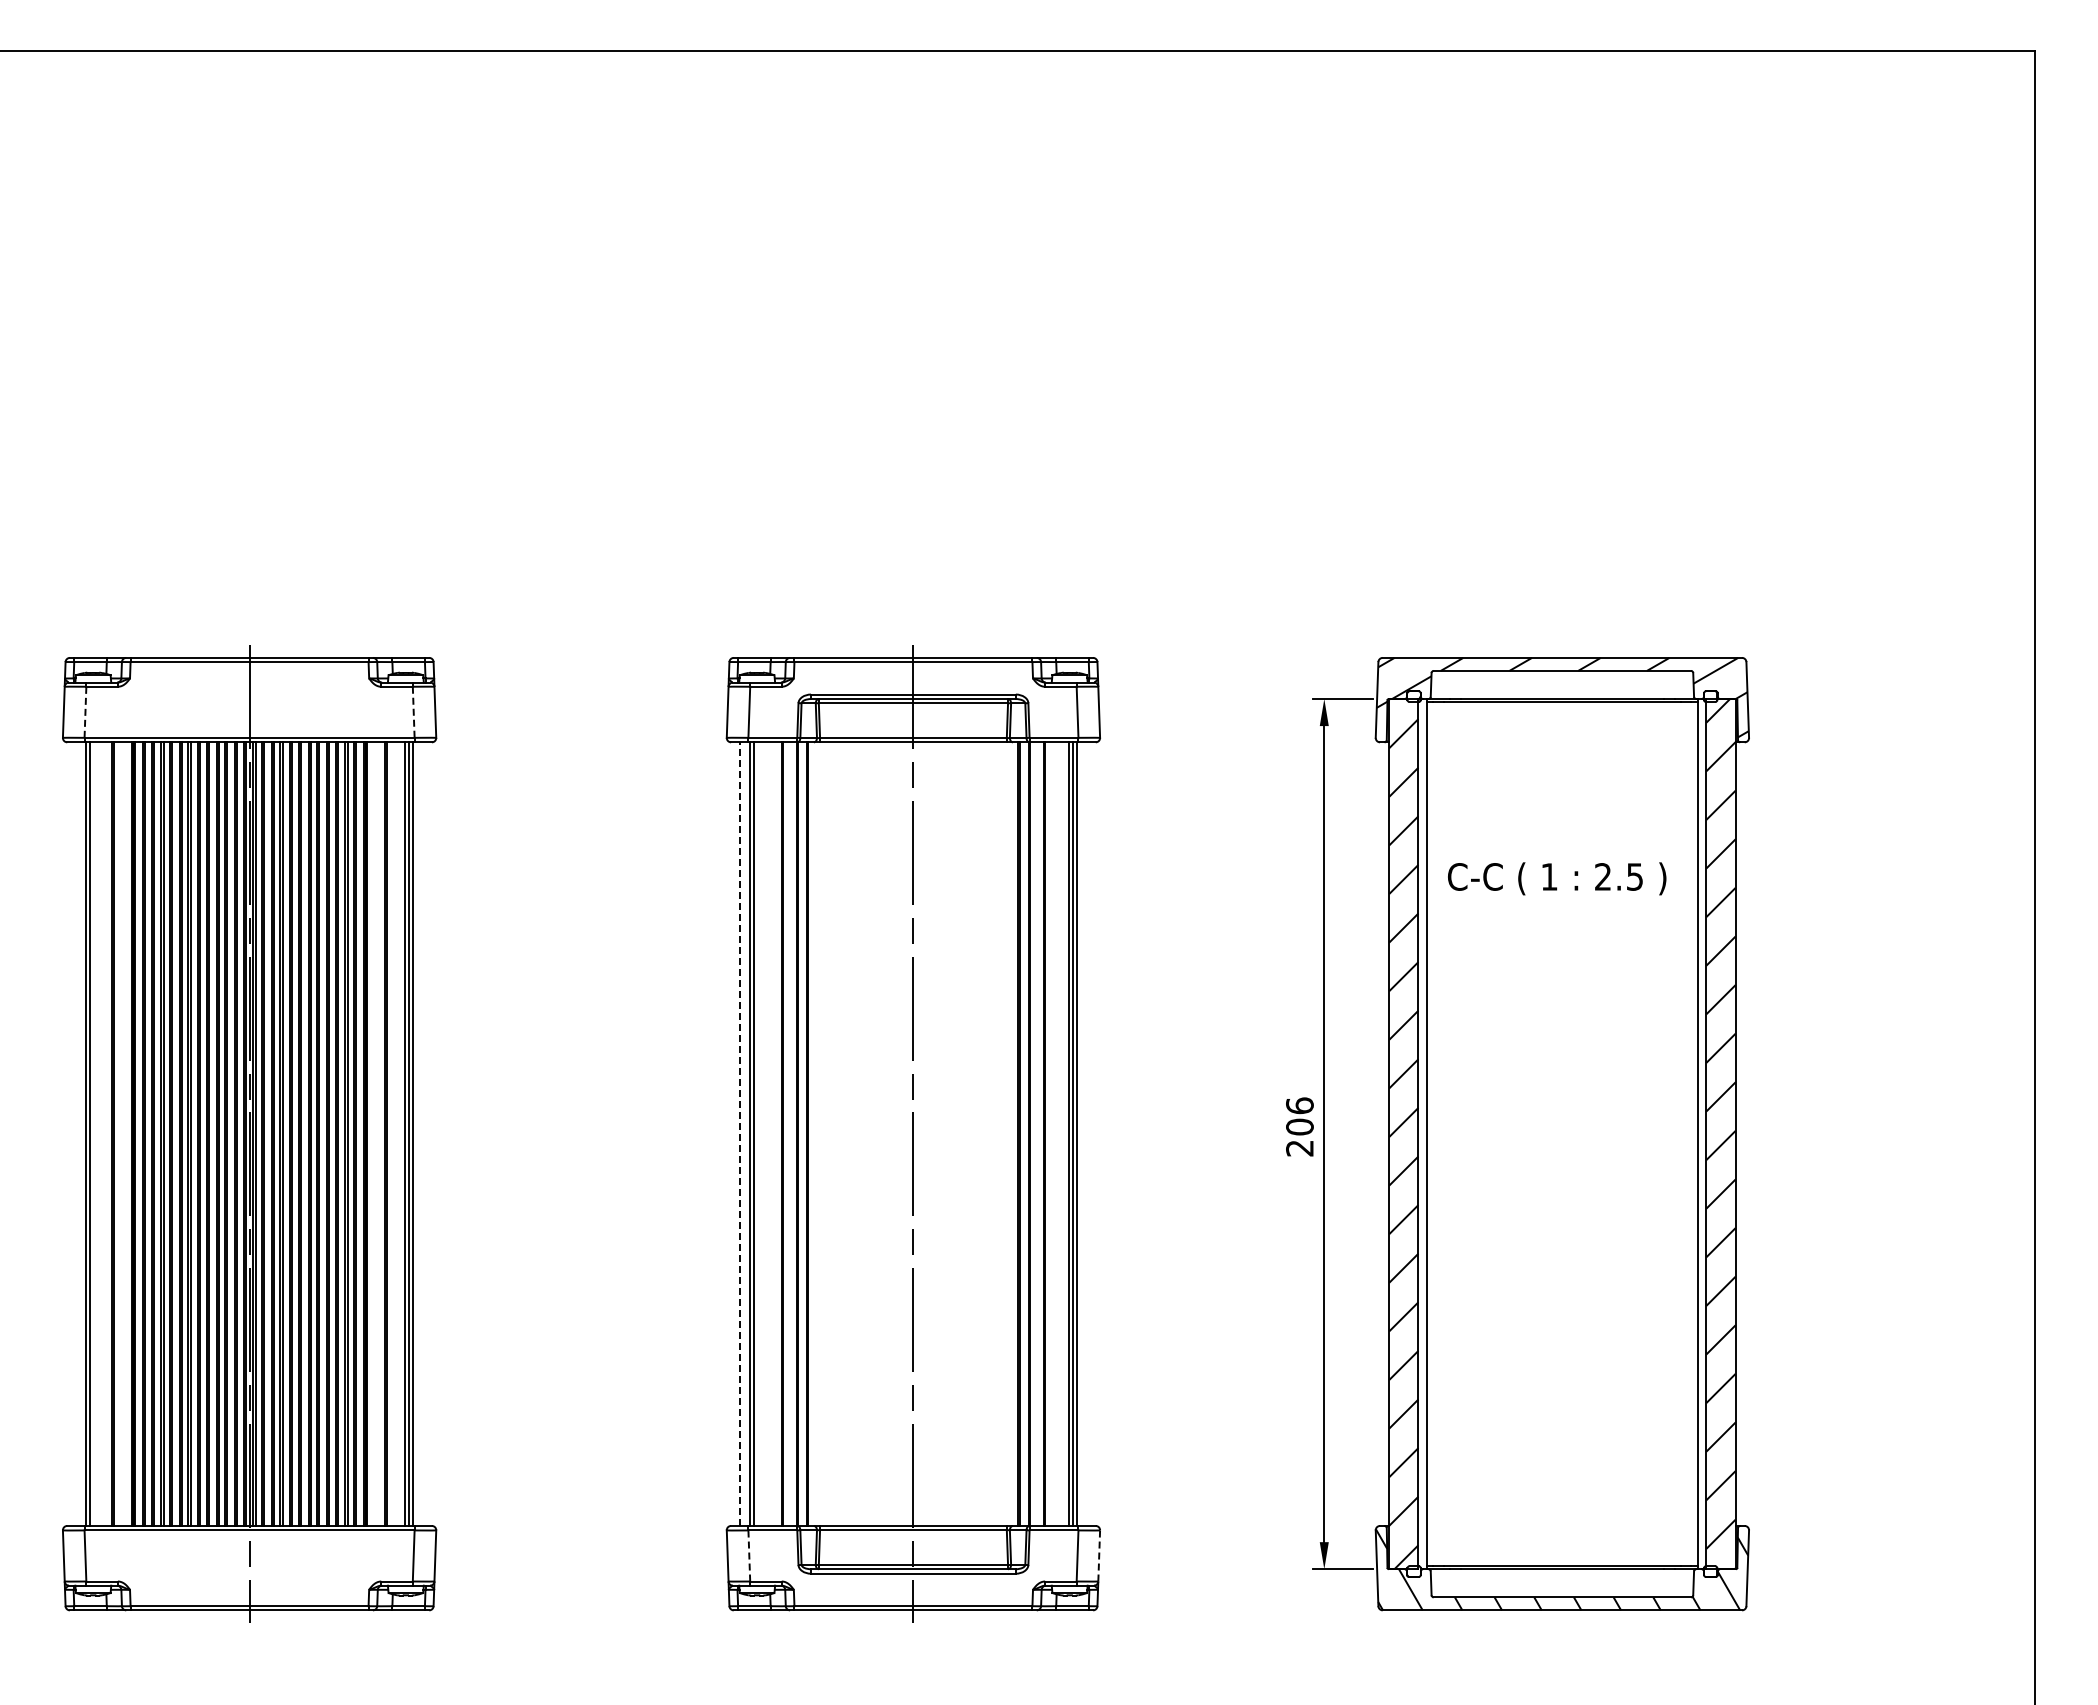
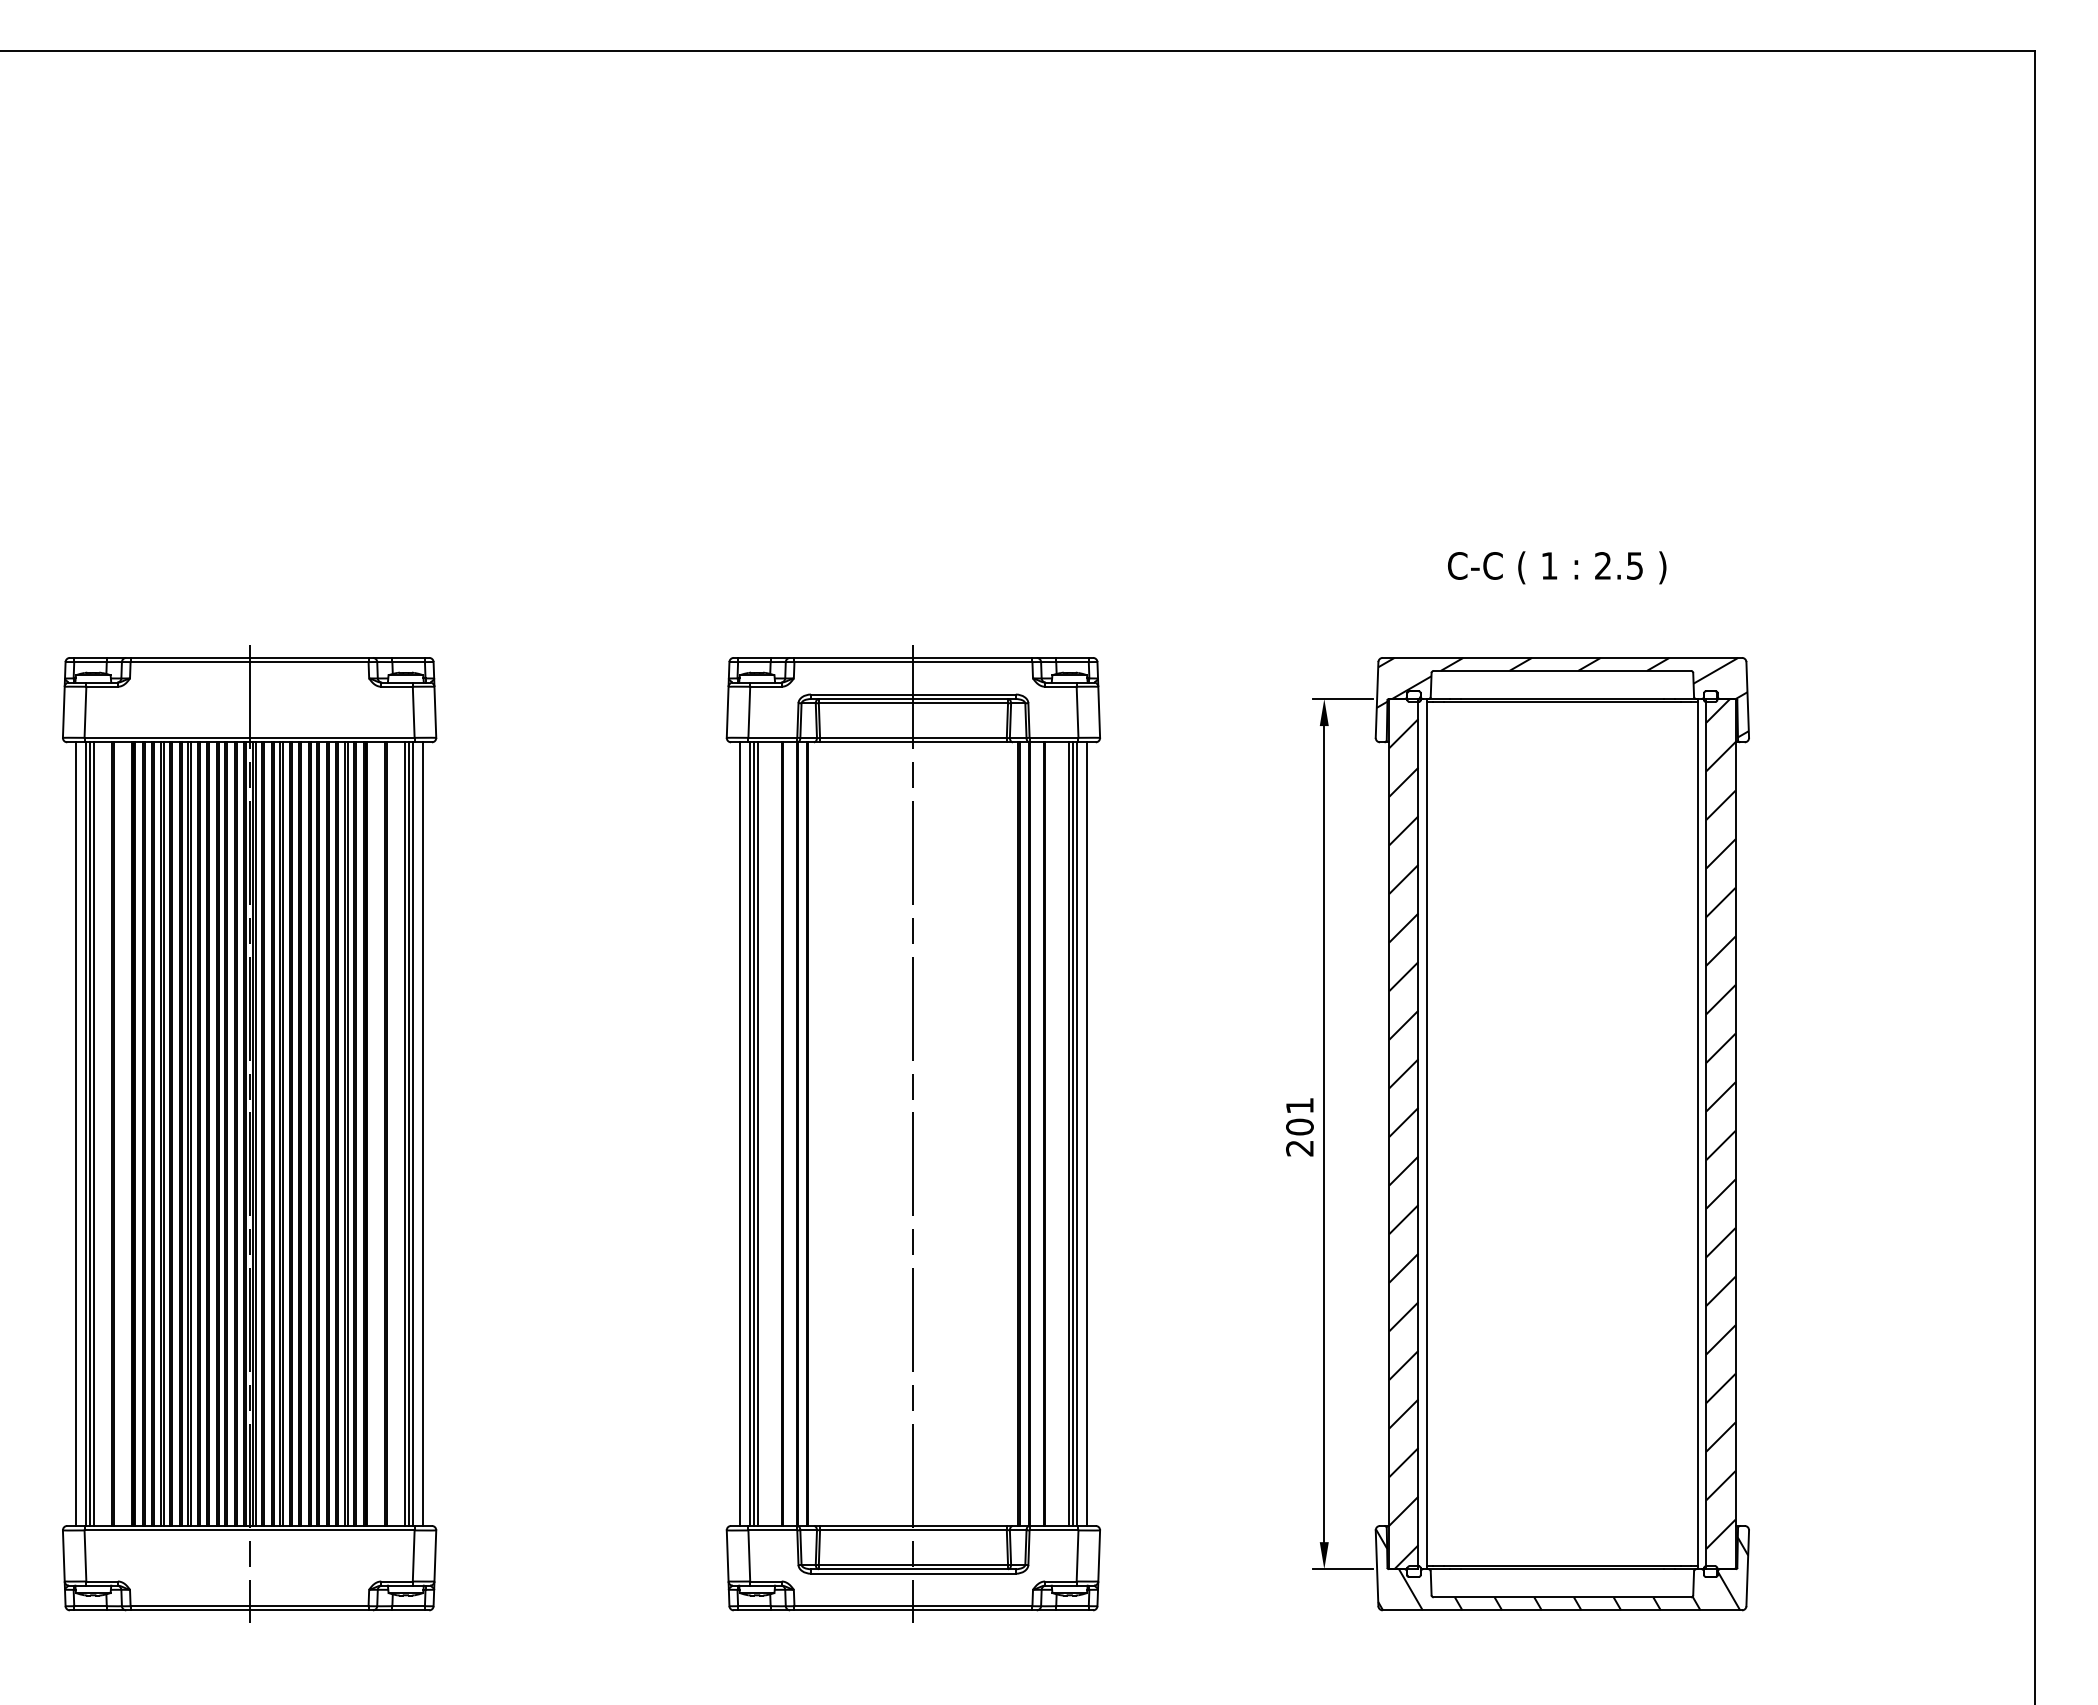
line: dashed -> solid (85, 712)
line: dashed -> solid (413, 712)
text position: (1557, 878) -> (1557, 567) (1557, 567)
text: 206 -> 201 (1299, 1105)
line: none -> present (76, 1133)
line: none -> present (94, 1133)
line: none -> present (422, 1133)
line: none -> present (758, 1133)
line: none -> present (1086, 1133)
line: dashed -> solid (740, 1134)
line: dashed -> solid (749, 1555)
line: dashed -> solid (1099, 1555)
